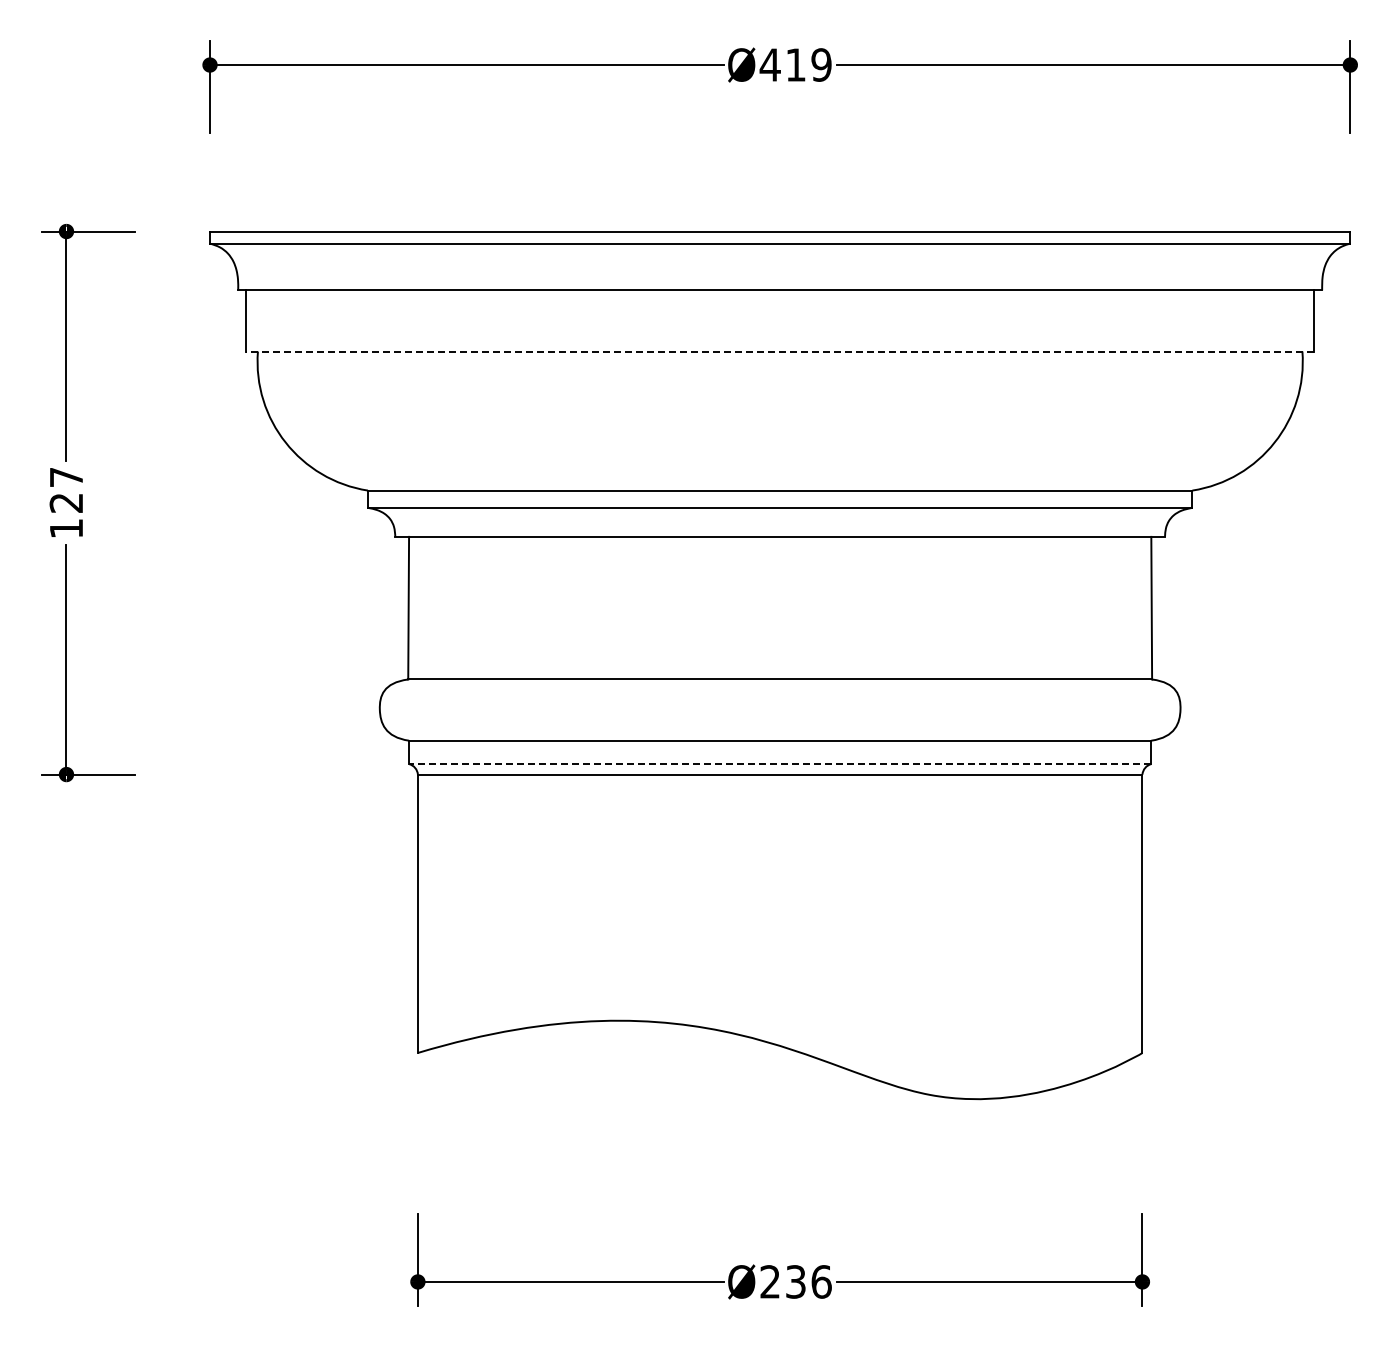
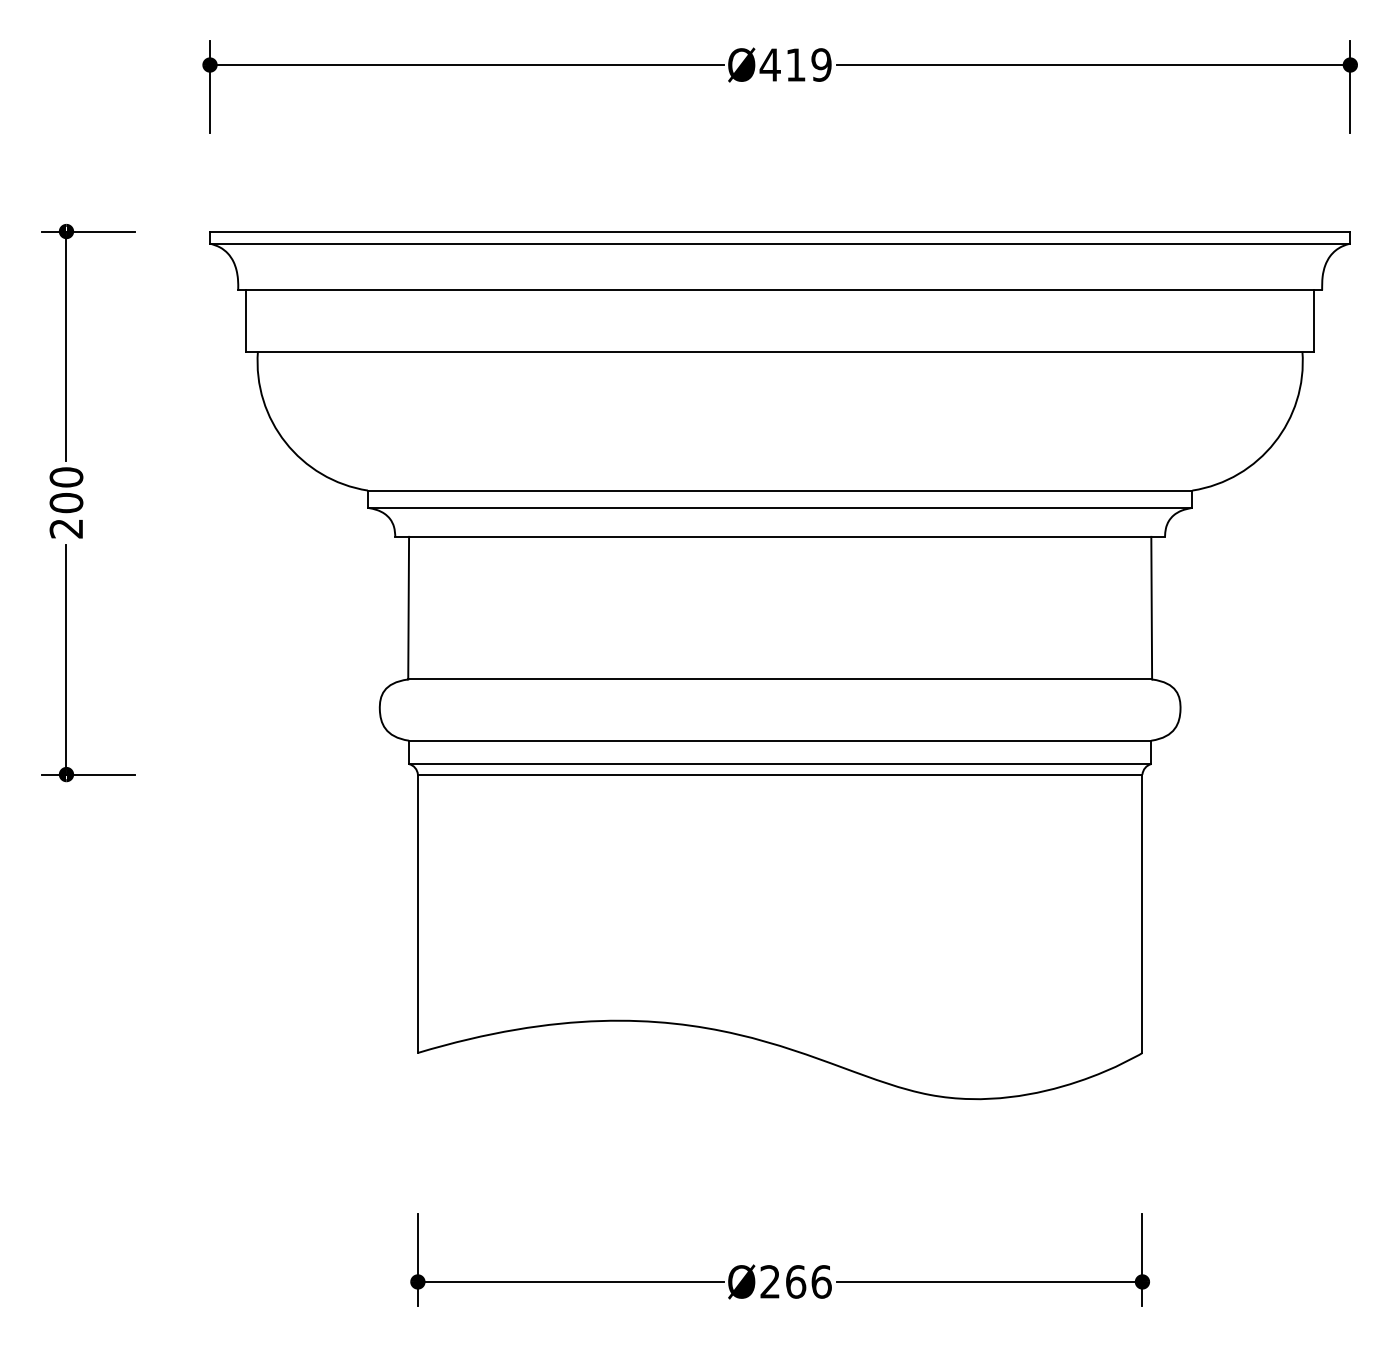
line: dashed -> solid (780, 351)
text: 127 -> 200 (66, 502)
line: dashed -> solid (779, 764)
text: Ø236 -> Ø266 (796, 1281)
